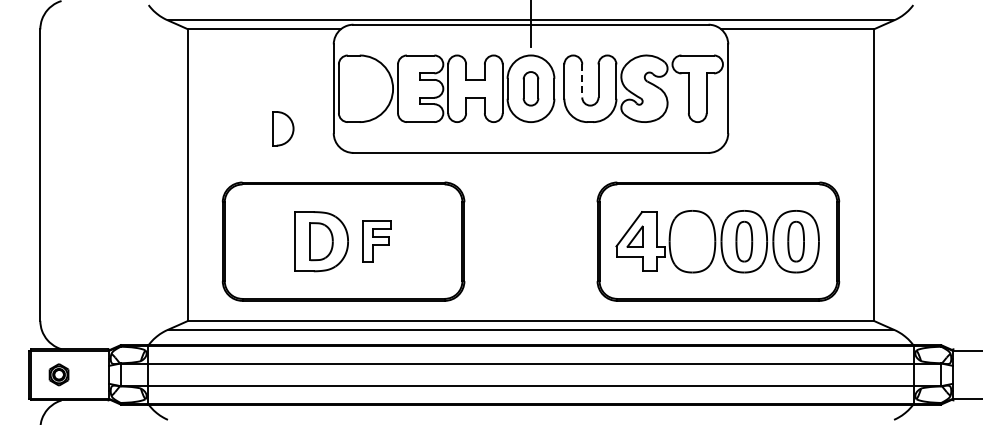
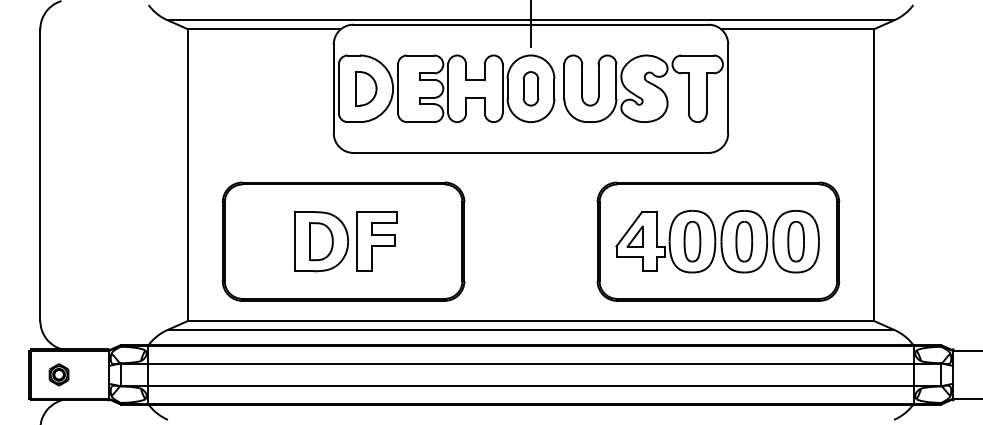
line: dashed -> solid (582, 80)
part position: (283, 128) -> (366, 88) (366, 88)
part size: 30x43 px -> 42x61 px (376, 241)
part: none -> present (692, 241)
